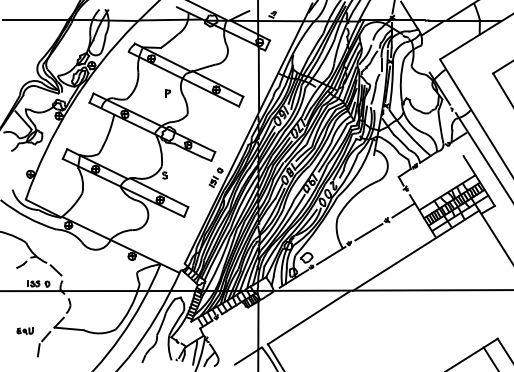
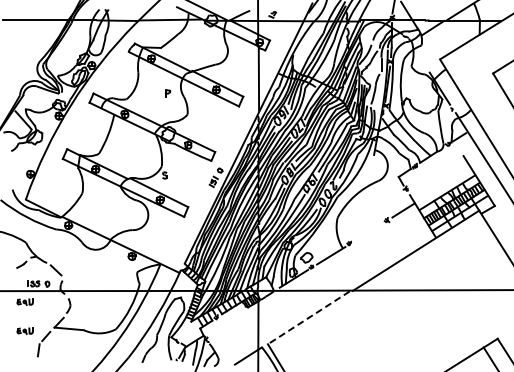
line: present -> none (368, 232)
part: none -> present (24, 301)
line: solid -> dashed (308, 317)
